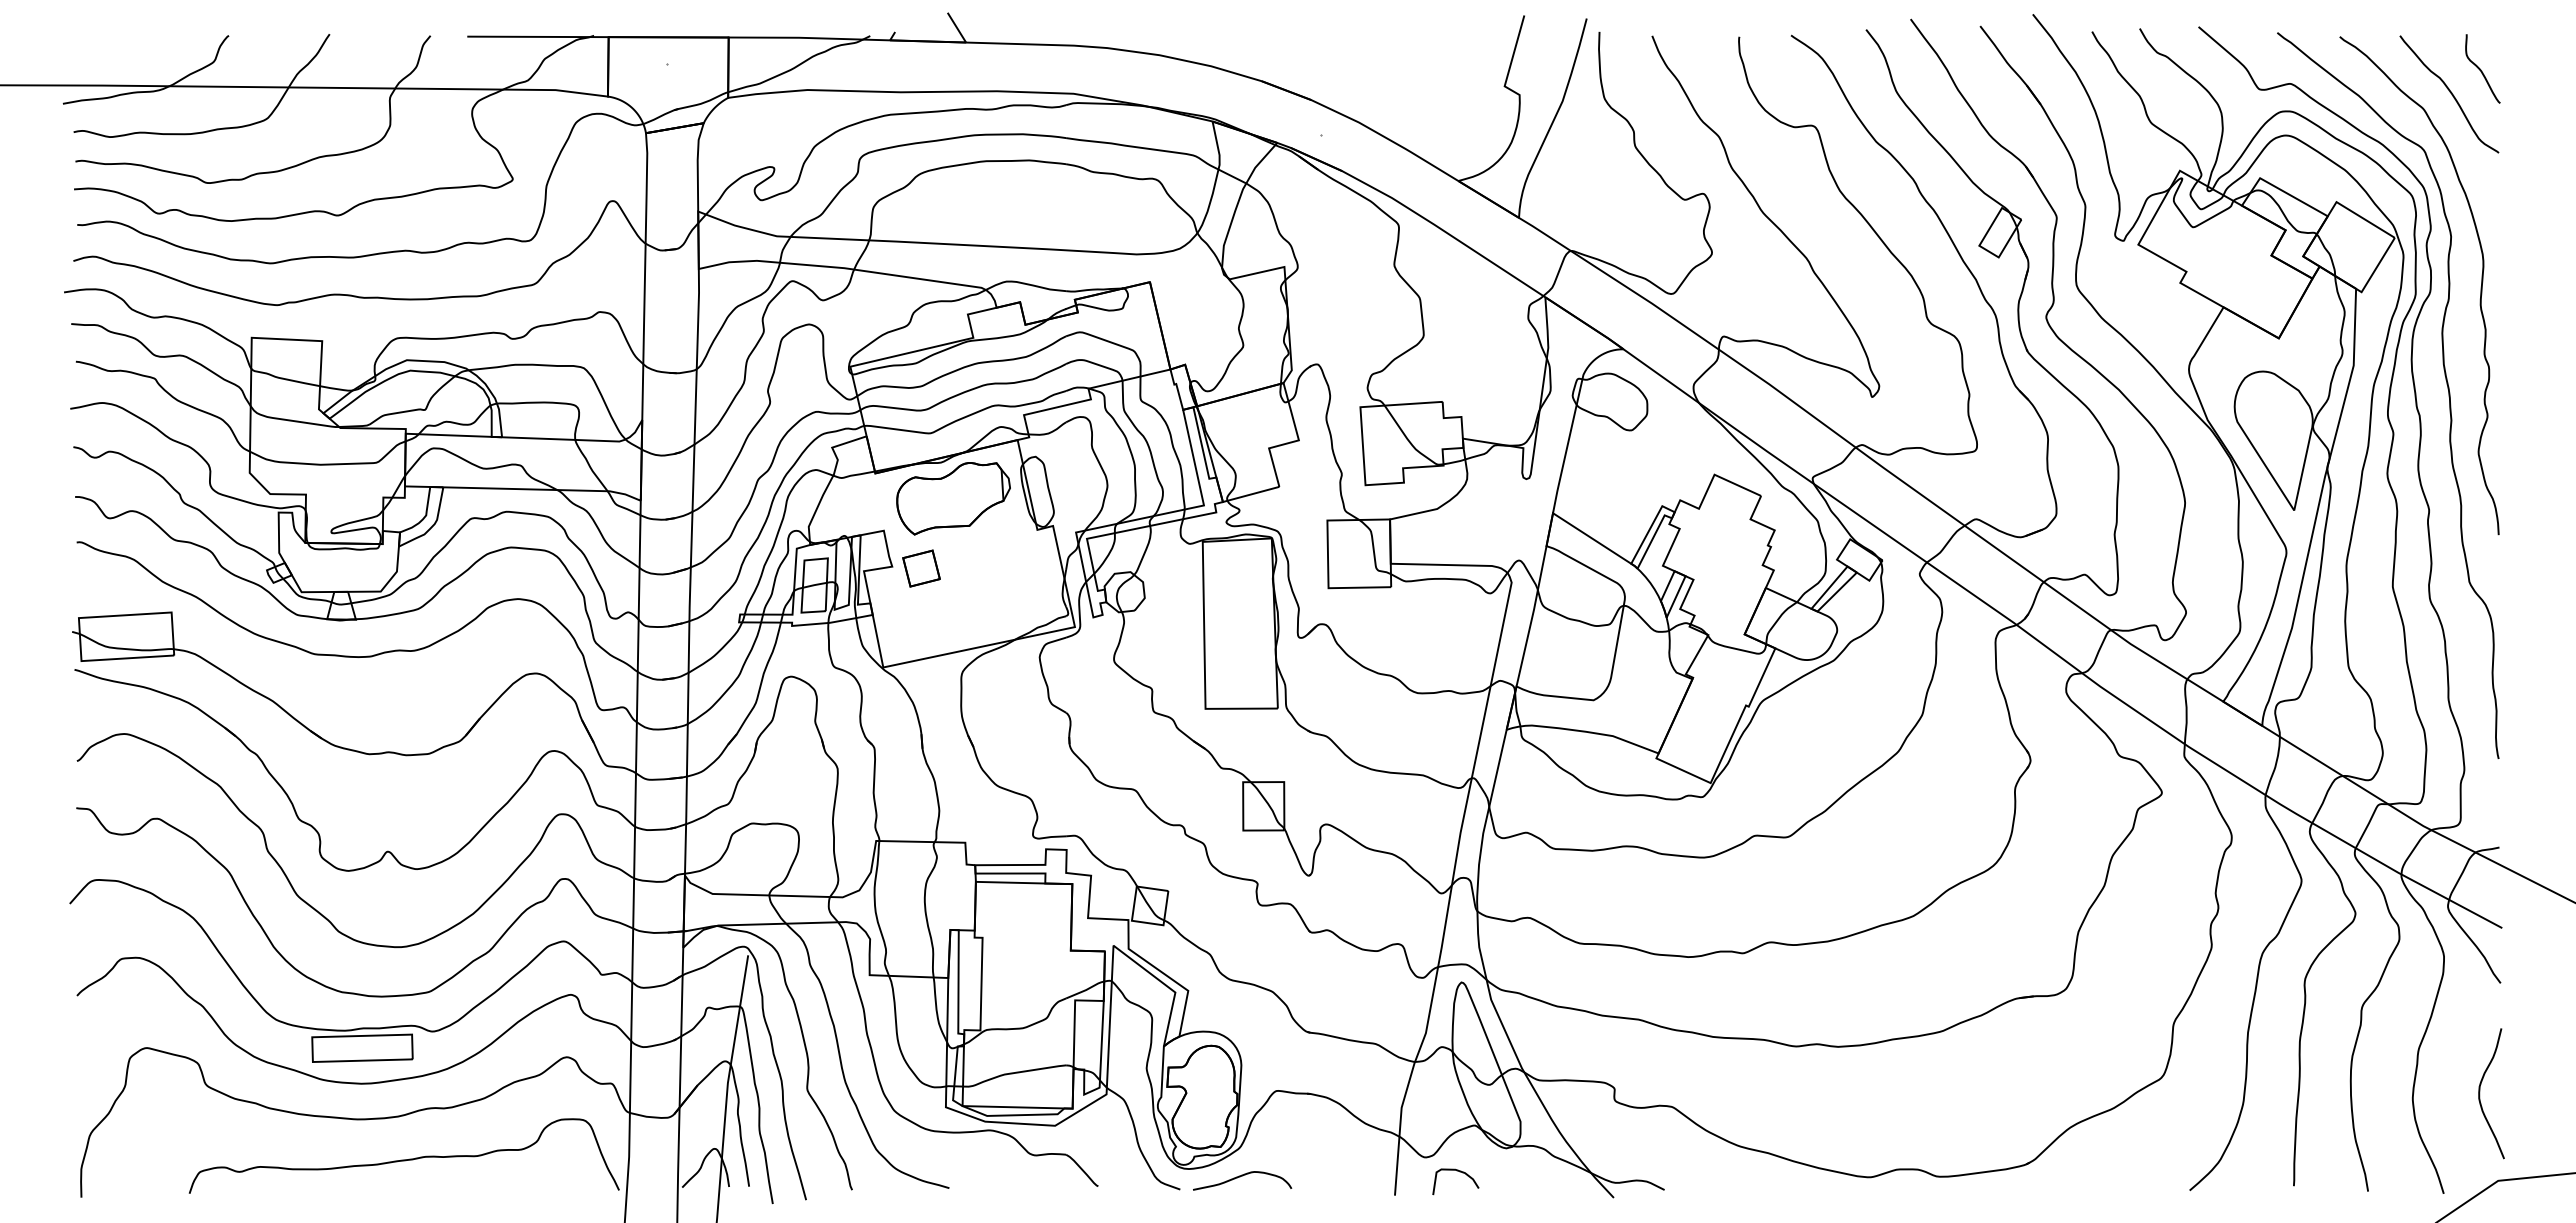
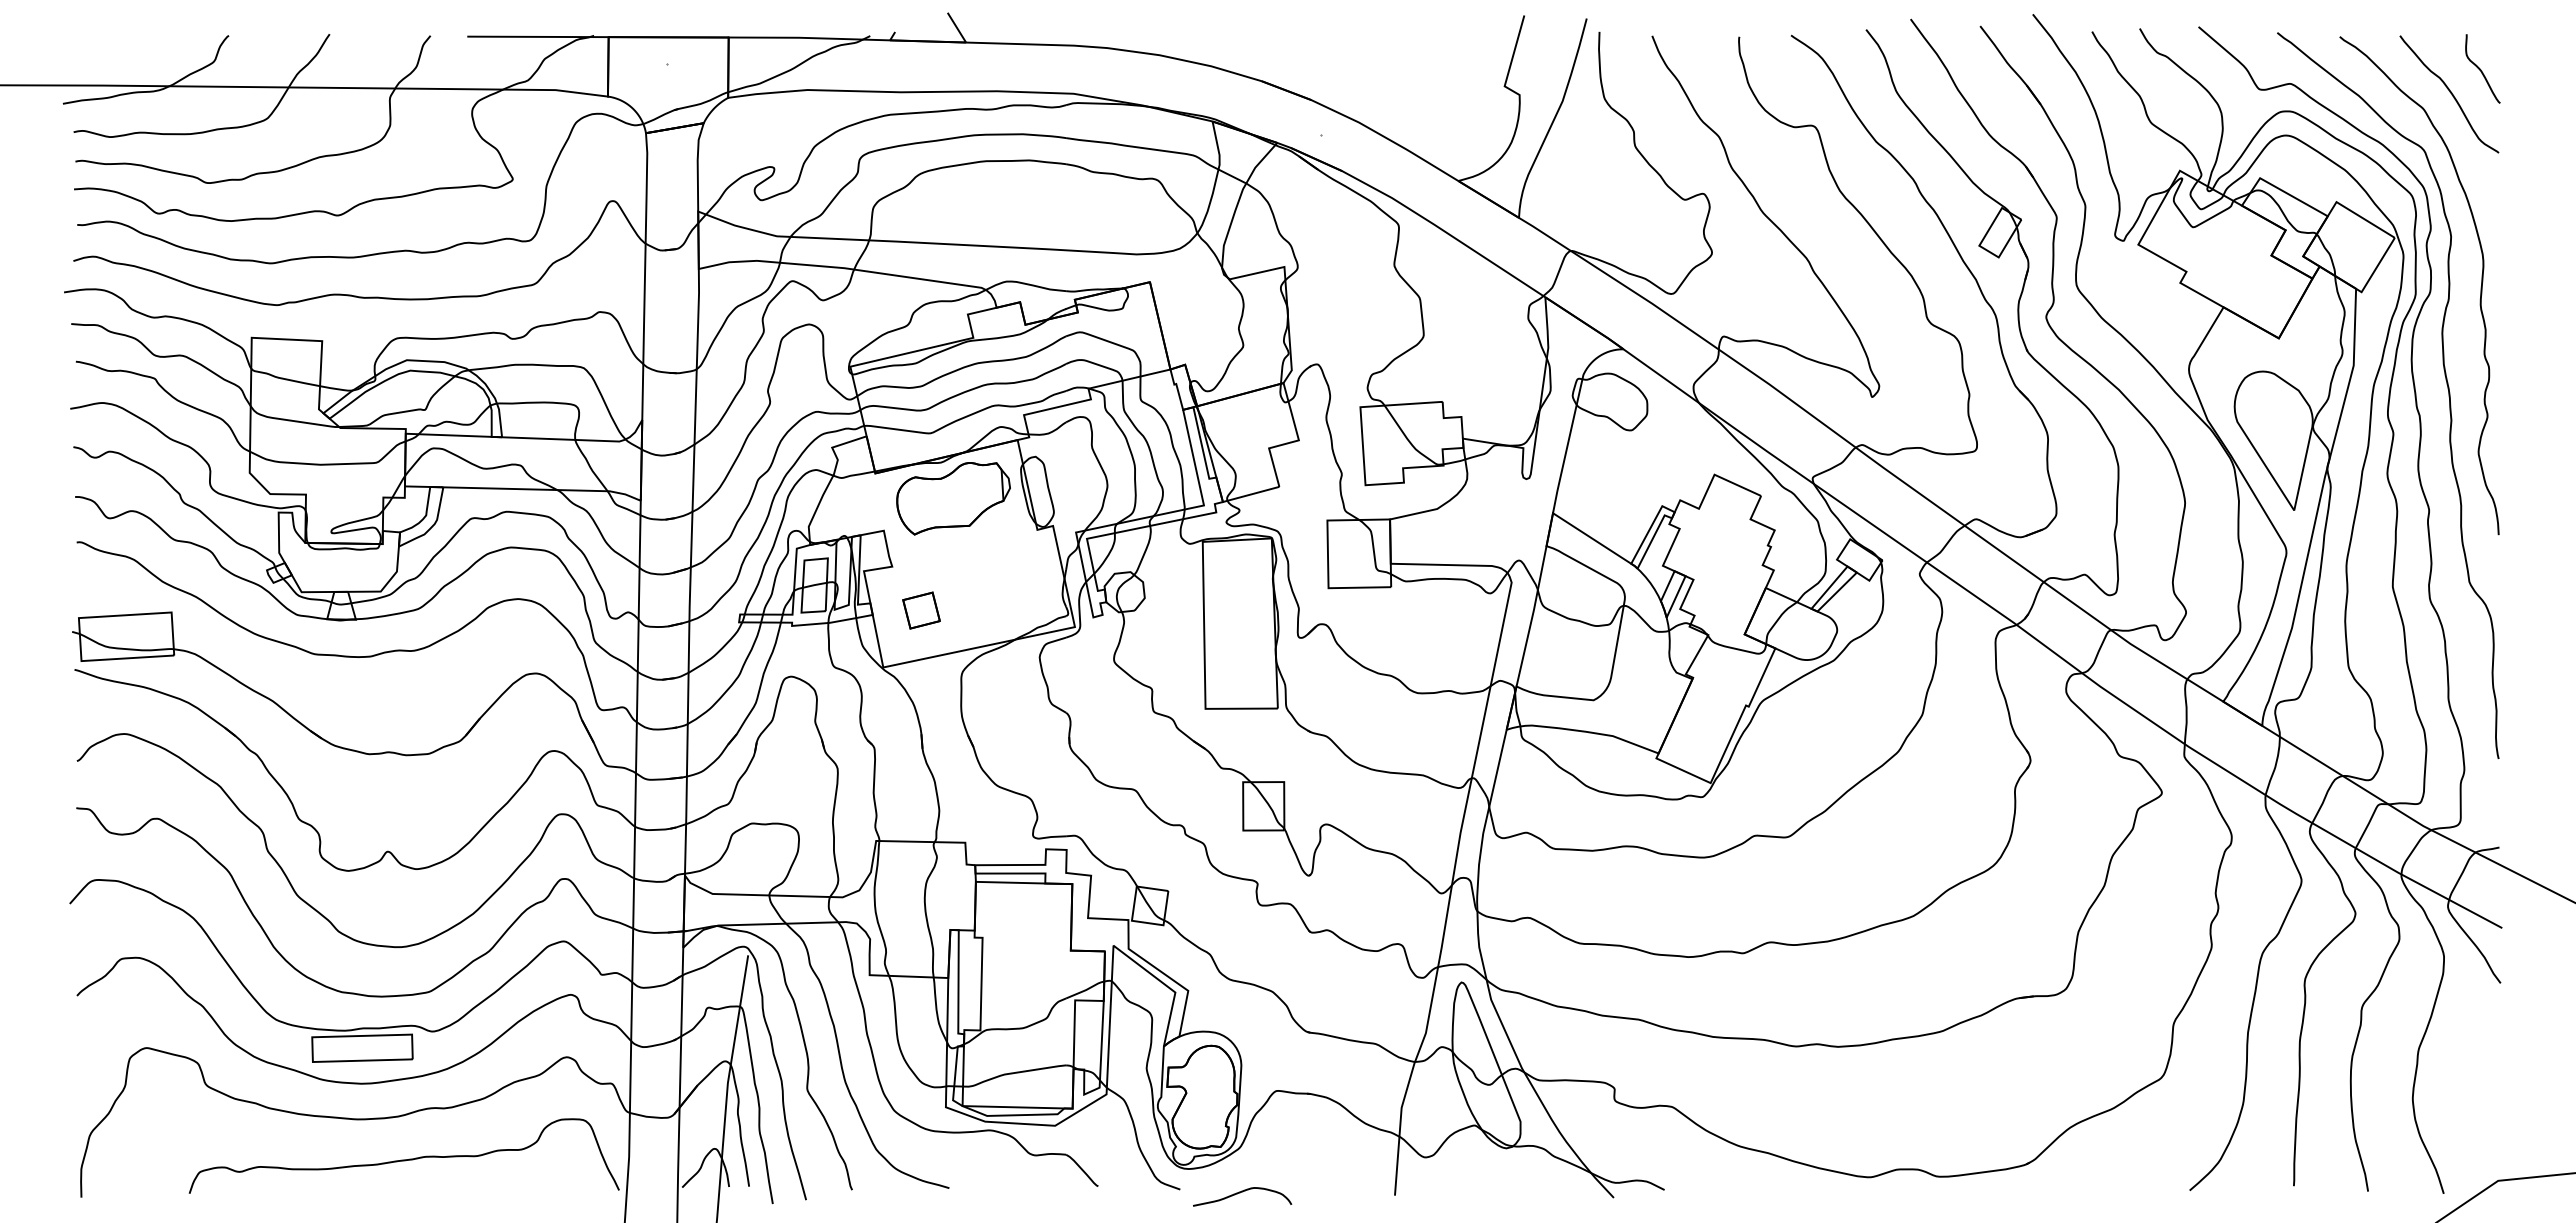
part position: (921, 568) -> (921, 610) (921, 610)
curve: present -> none (2480, 1093)
curve: present -> none (1459, 1172)
curve position: (1240, 1177) -> (1240, 1193) (1240, 1193)
